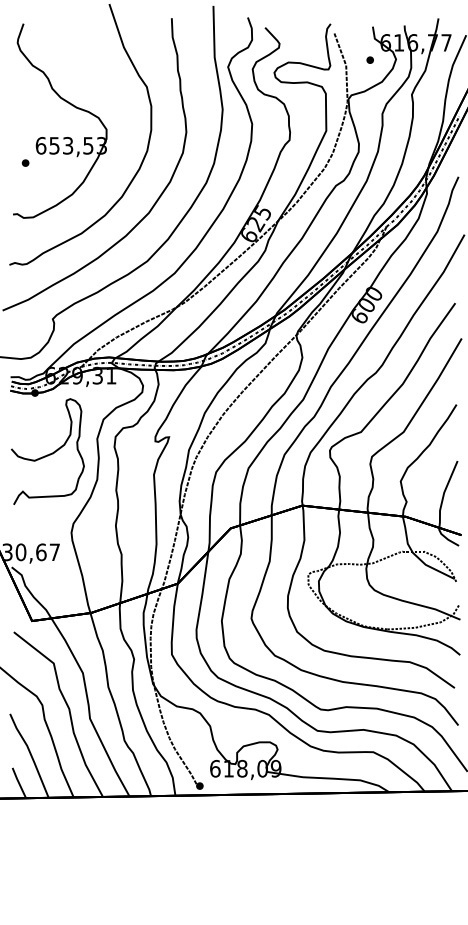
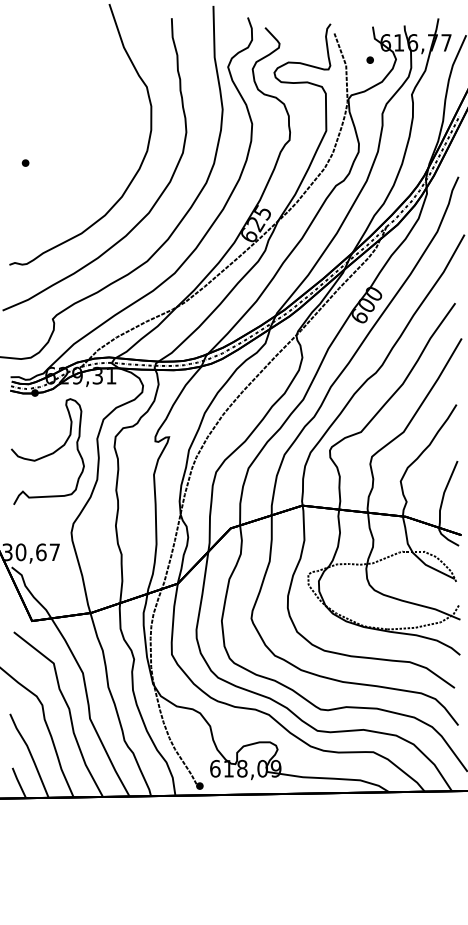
part: present -> none (58, 137)
